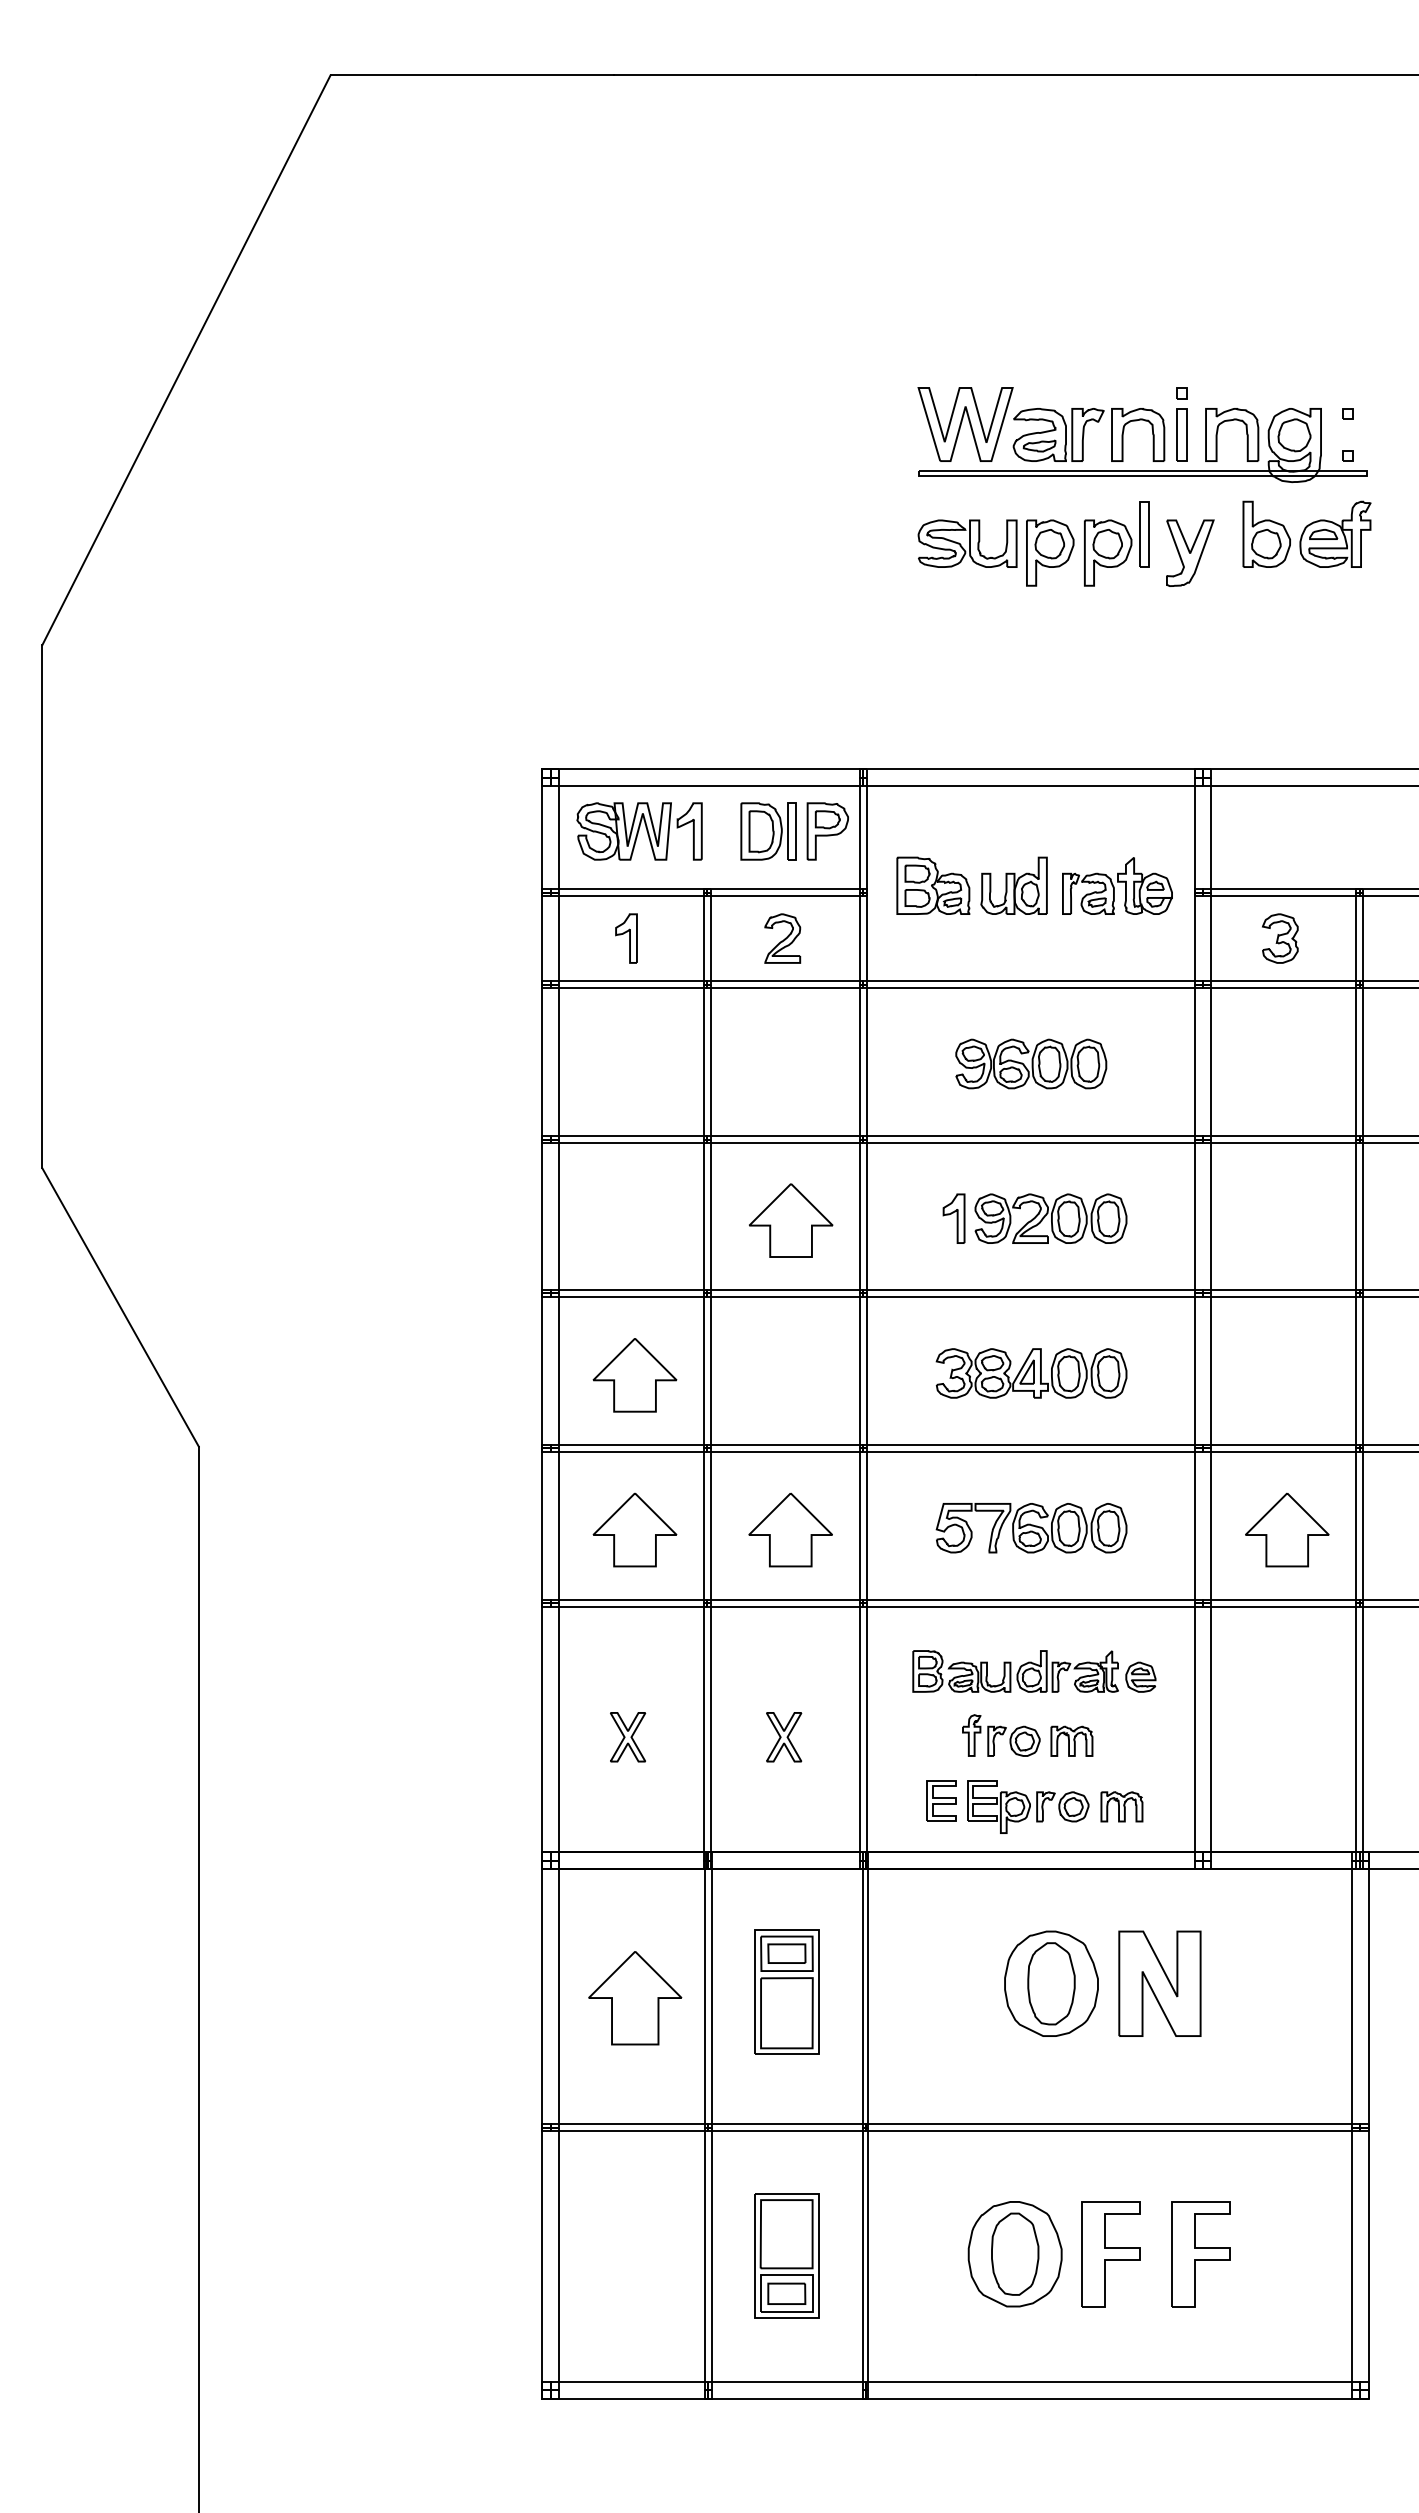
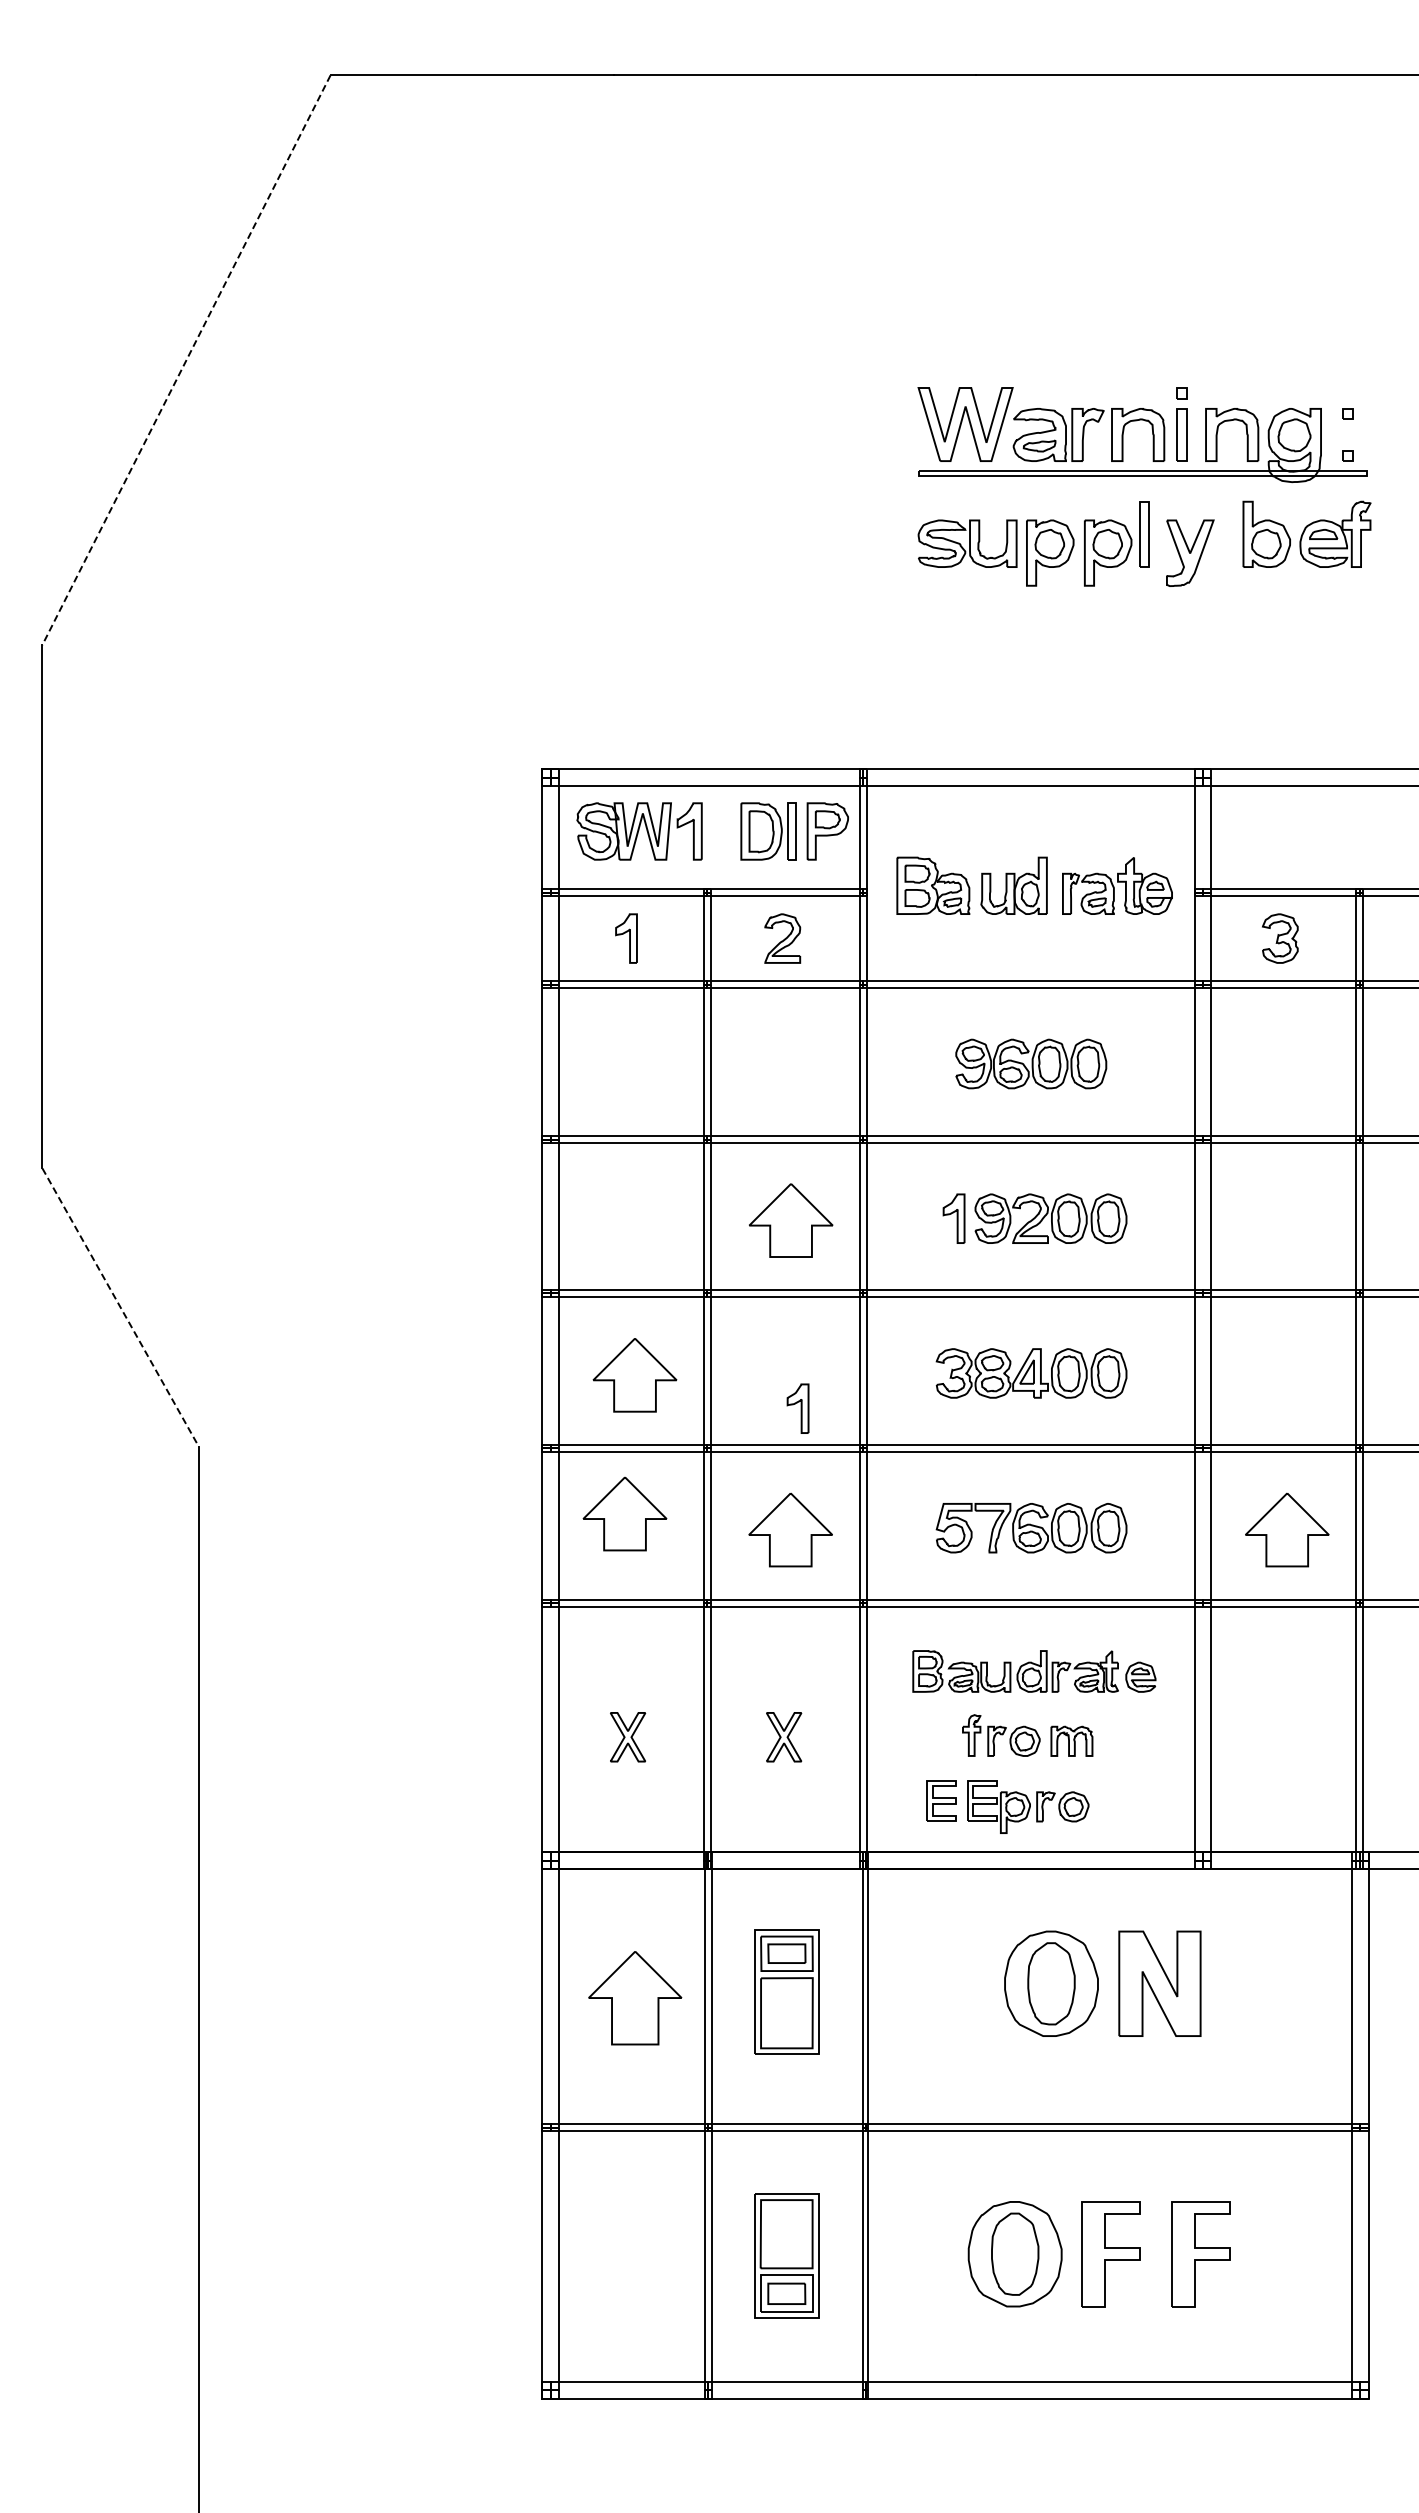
line: solid -> dashed (186, 360)
line: solid -> dashed (120, 1307)
part: none -> present (797, 1408)
part position: (634, 1529) -> (624, 1513) (624, 1513)
part: present -> none (1121, 1806)
